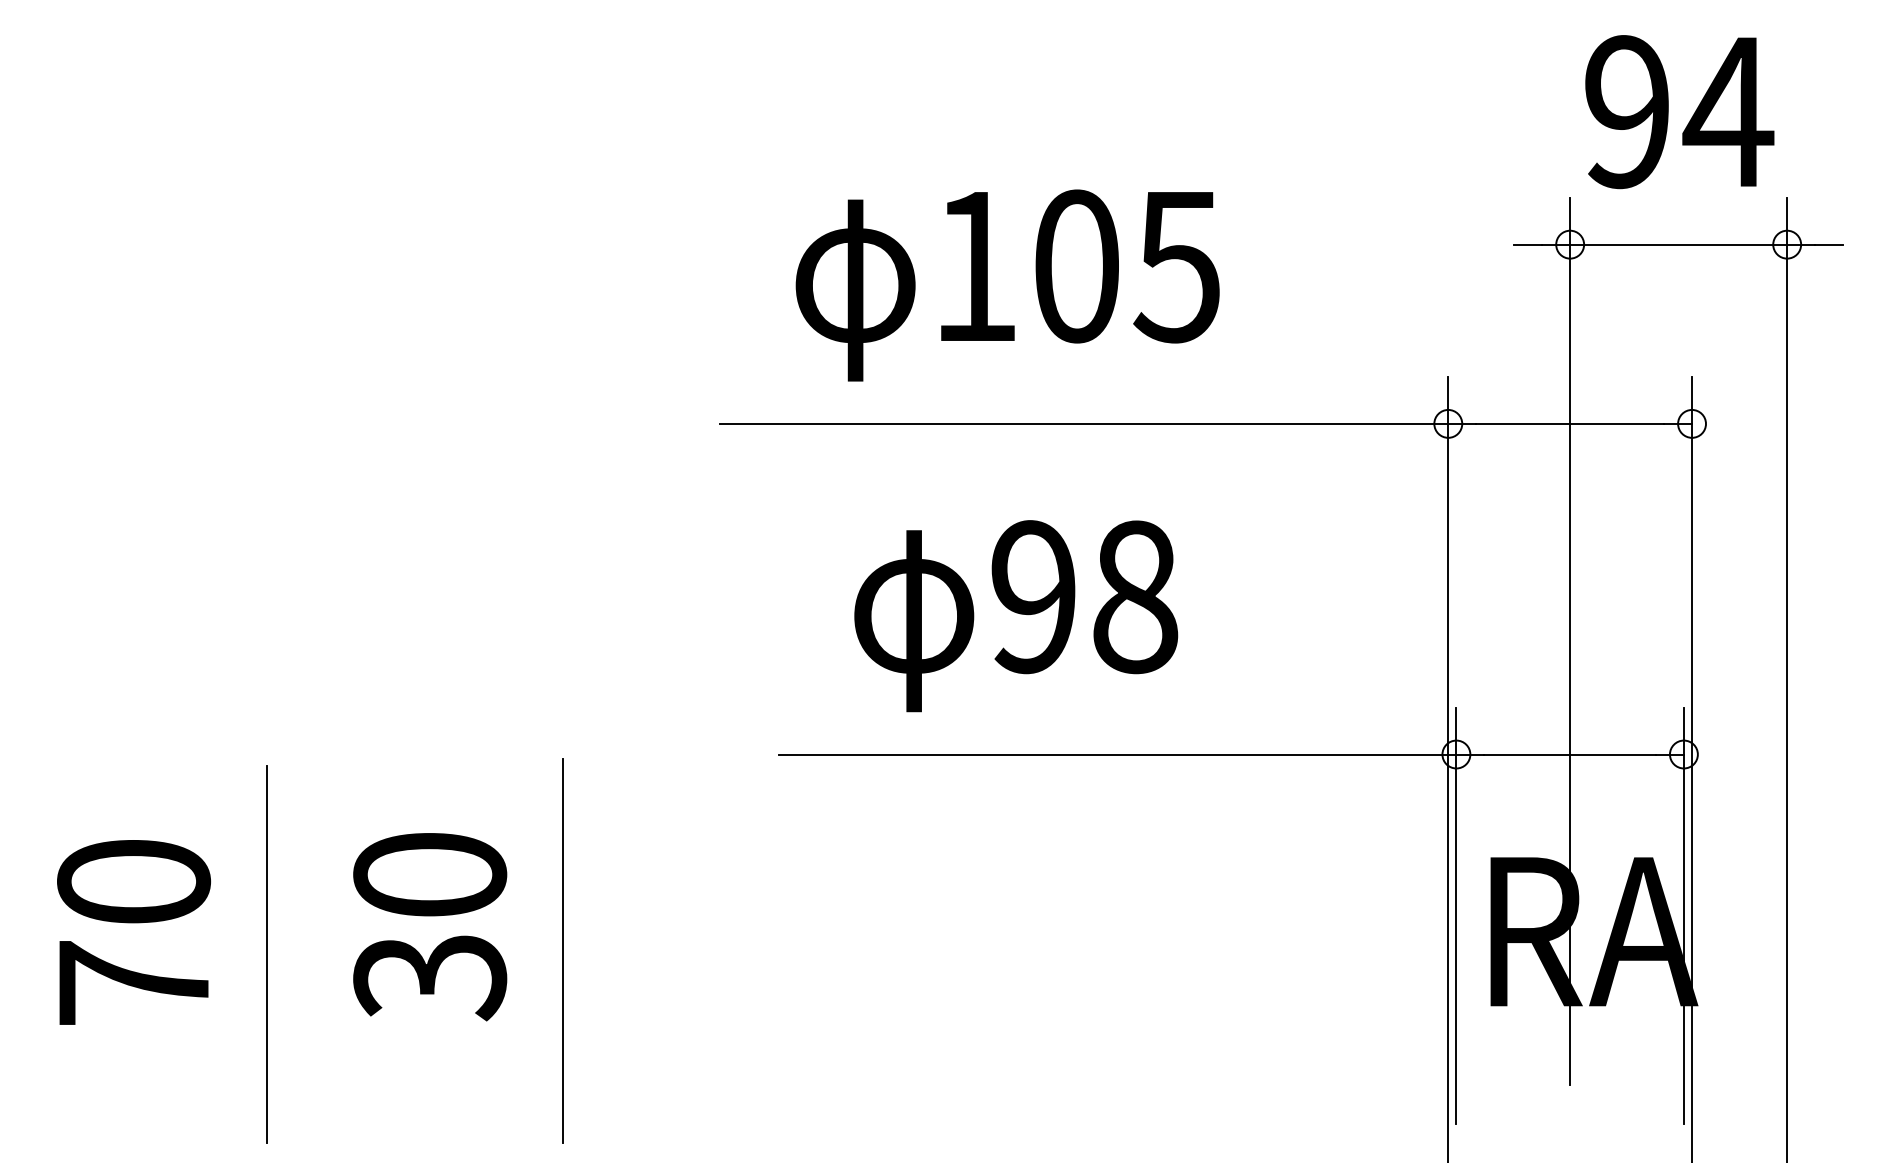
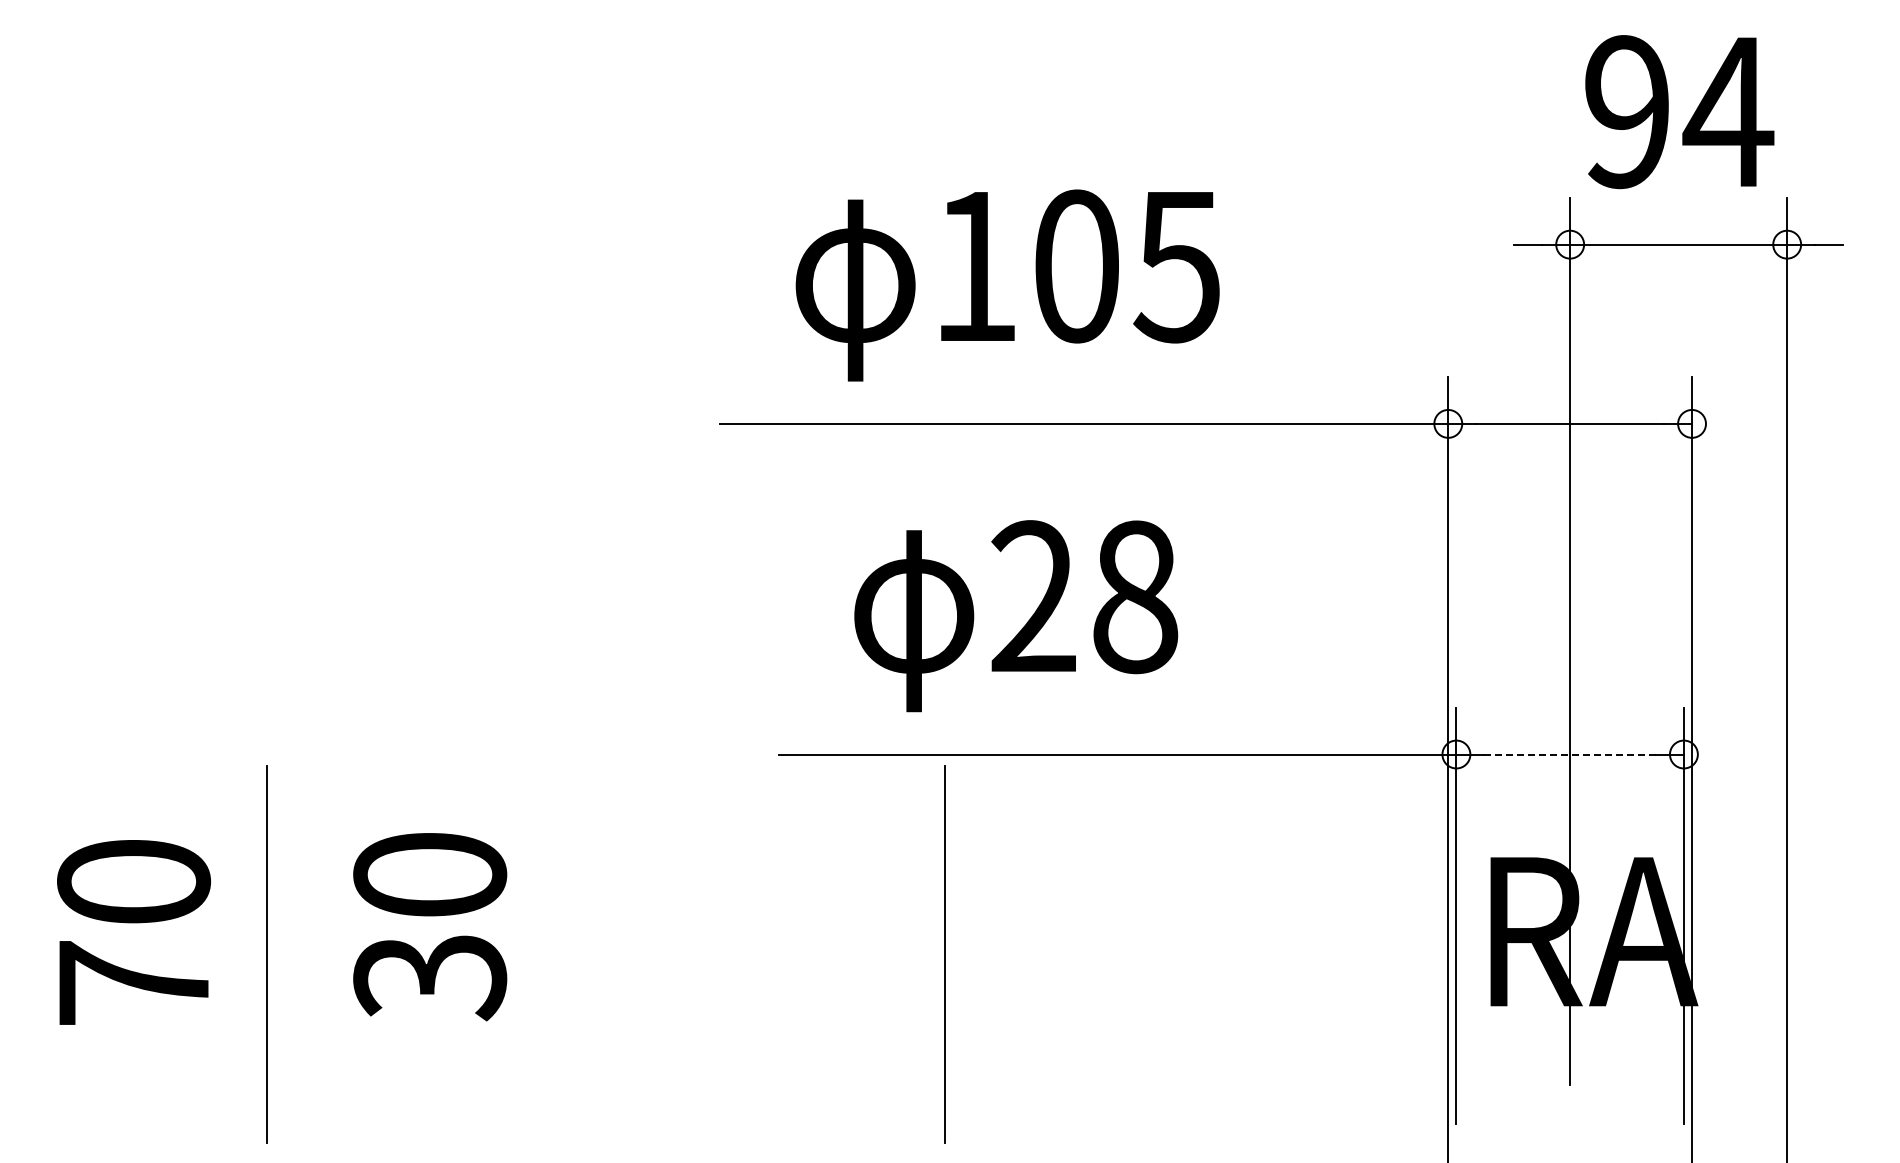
text: 98 -> 28 (1033, 597)
line: solid -> dashed (1570, 754)
line: present -> none (562, 950)
line: none -> present (944, 954)
